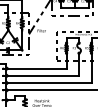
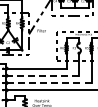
line: solid -> dashed (43, 75)
line: solid -> dashed (49, 83)
